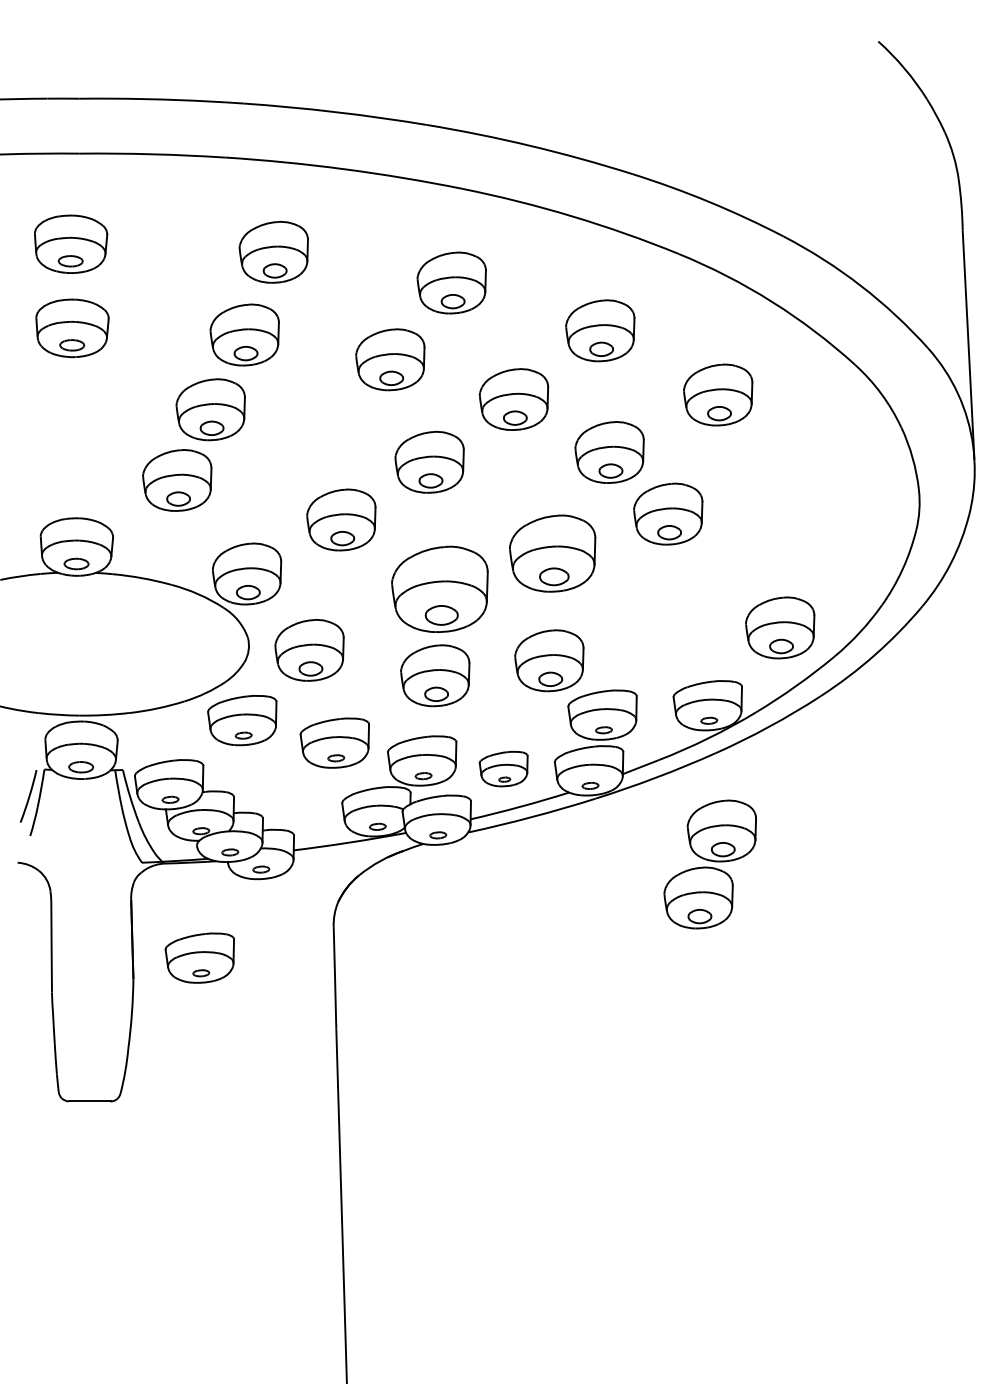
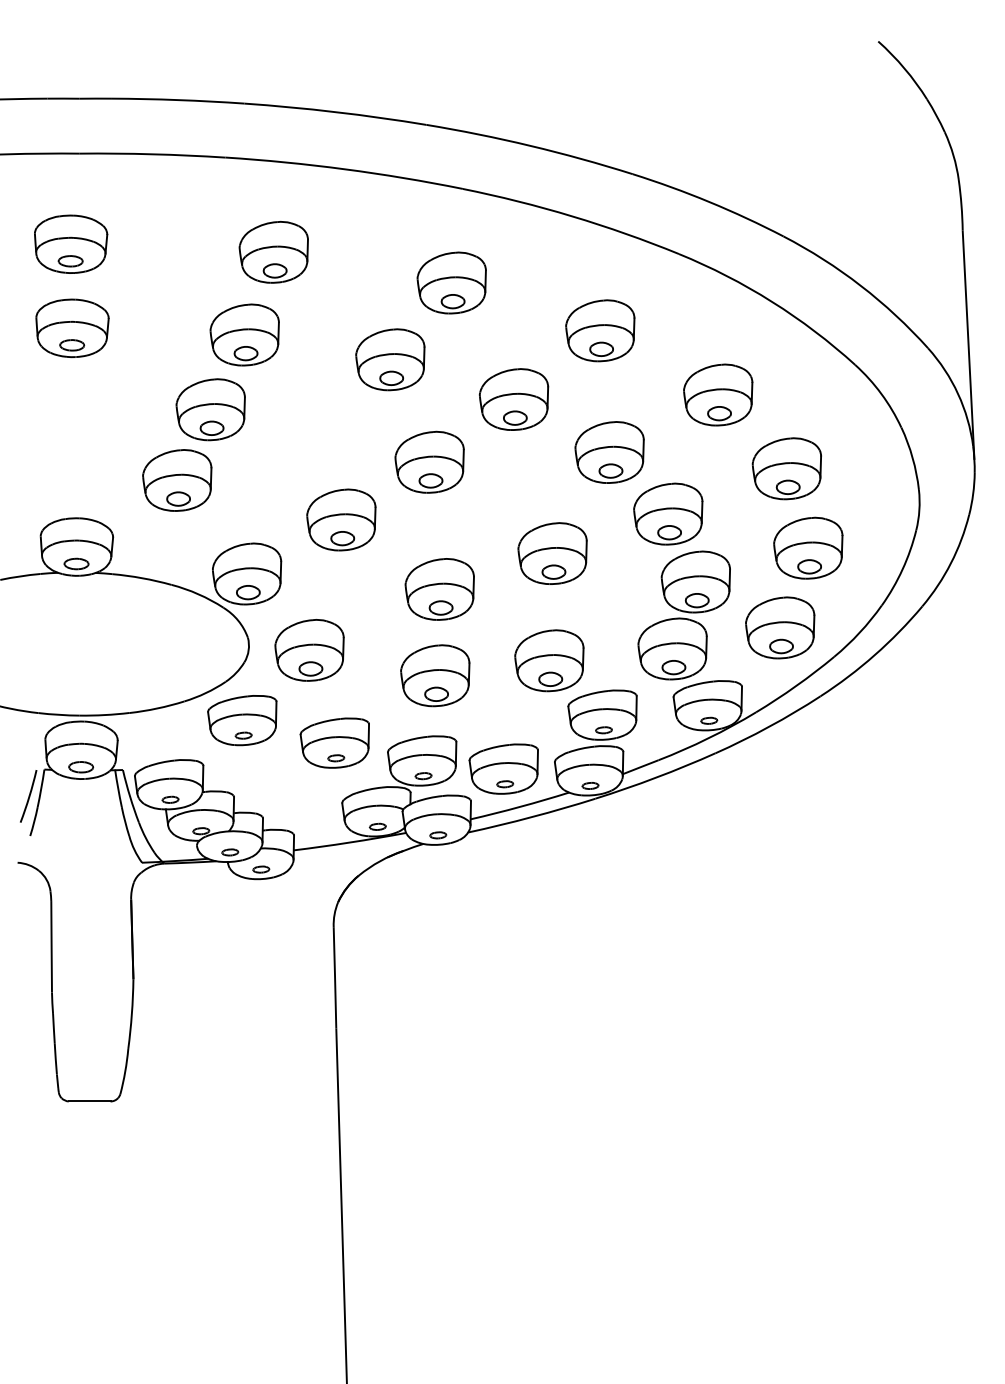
part: none -> present (786, 468)
part: none -> present (808, 547)
part size: 88x79 px -> 71x63 px (552, 553)
part size: 98x88 px -> 71x63 px (439, 589)
part size: 51x38 px -> 71x52 px (503, 768)
part position: (709, 864) -> (683, 615) (683, 615)
part: present -> none (199, 957)
